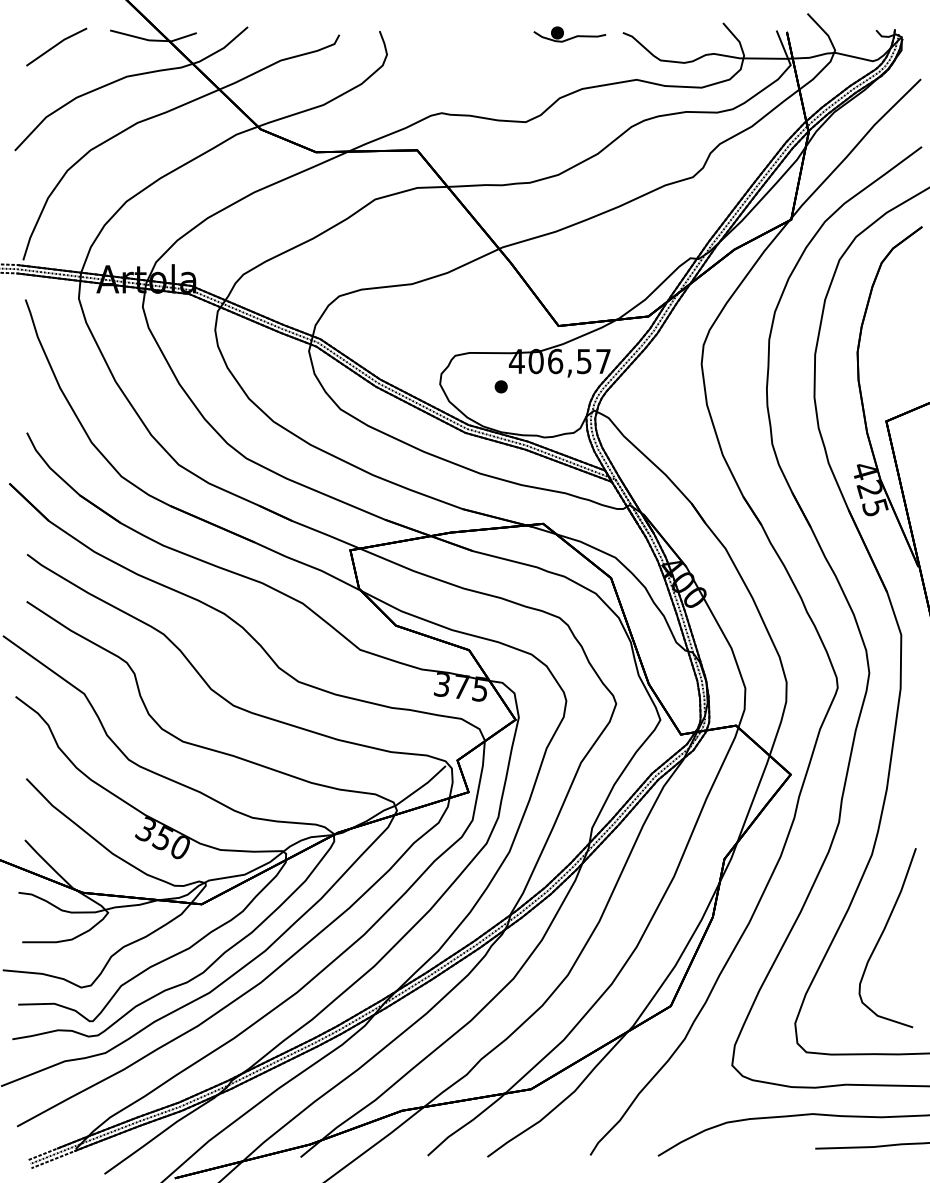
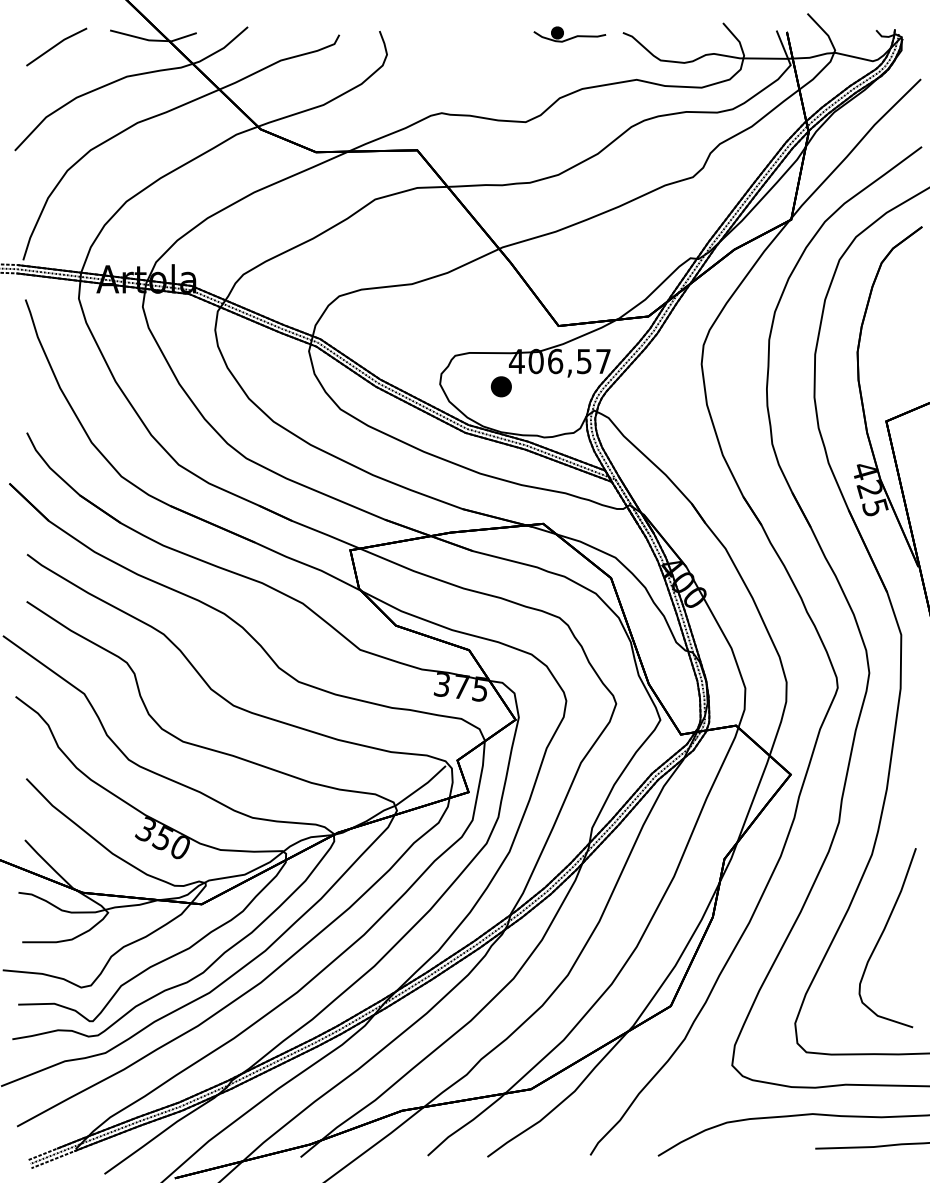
part size: 14x14 px -> 22x22 px (500, 386)
